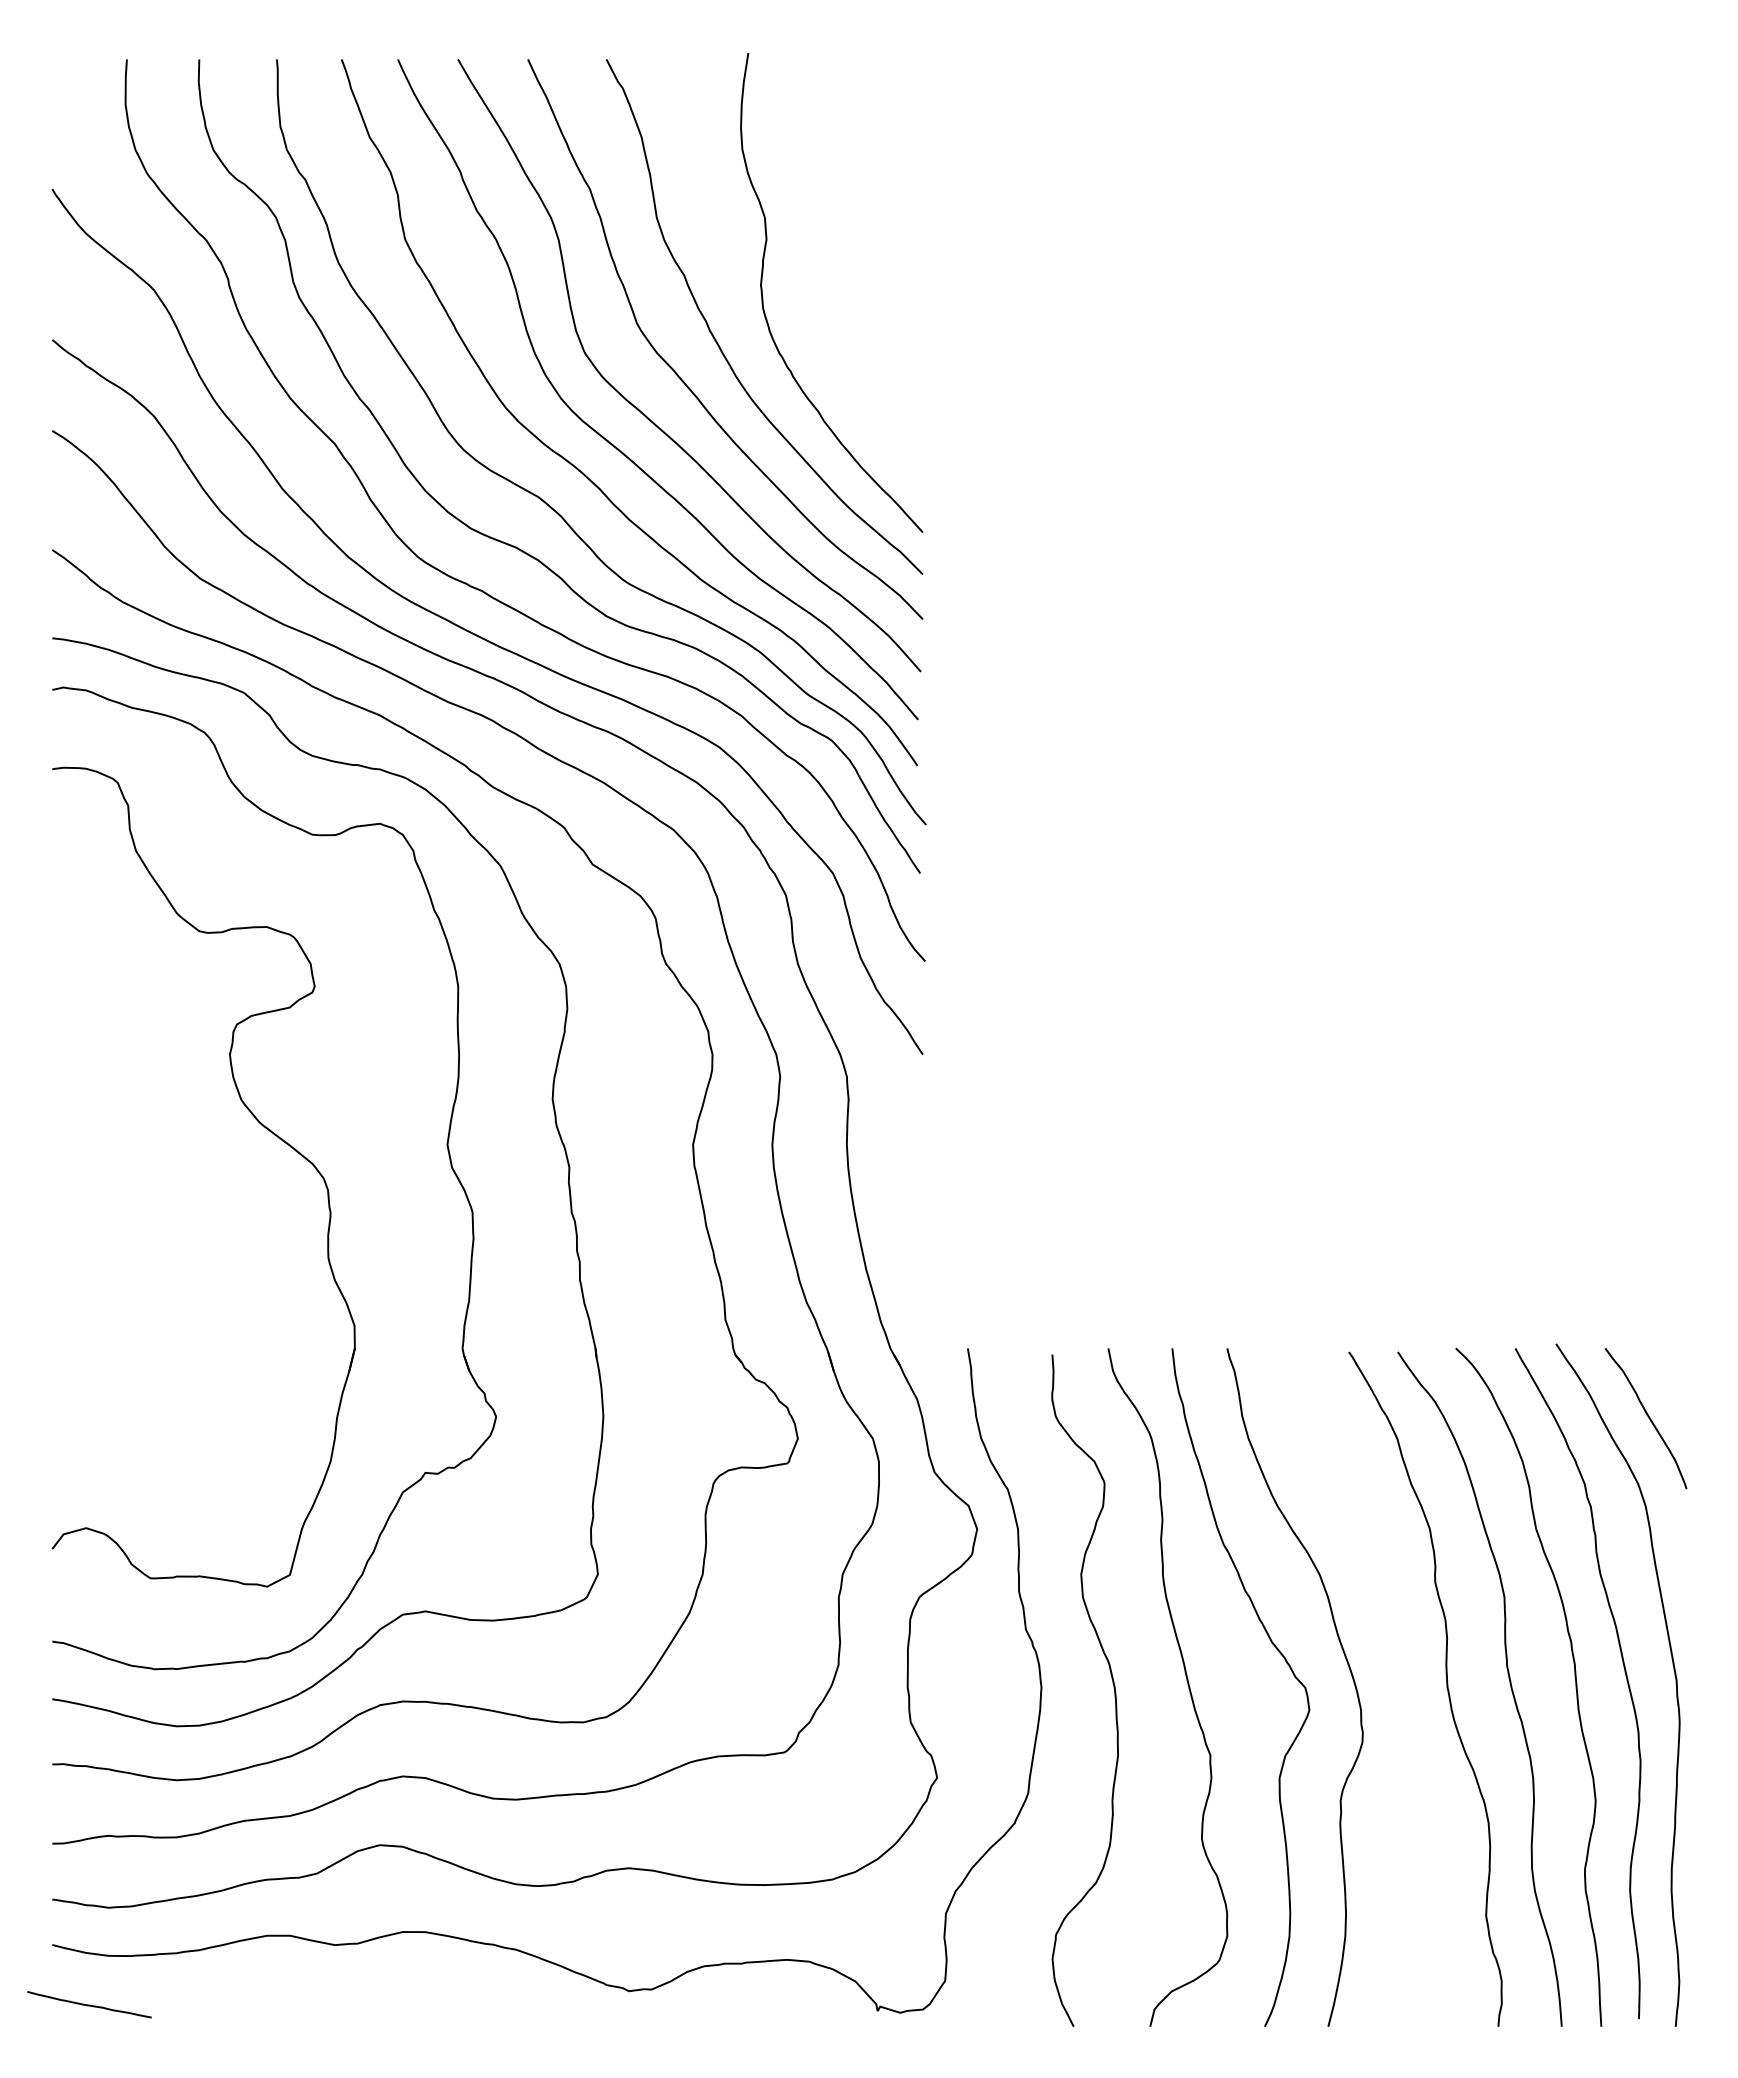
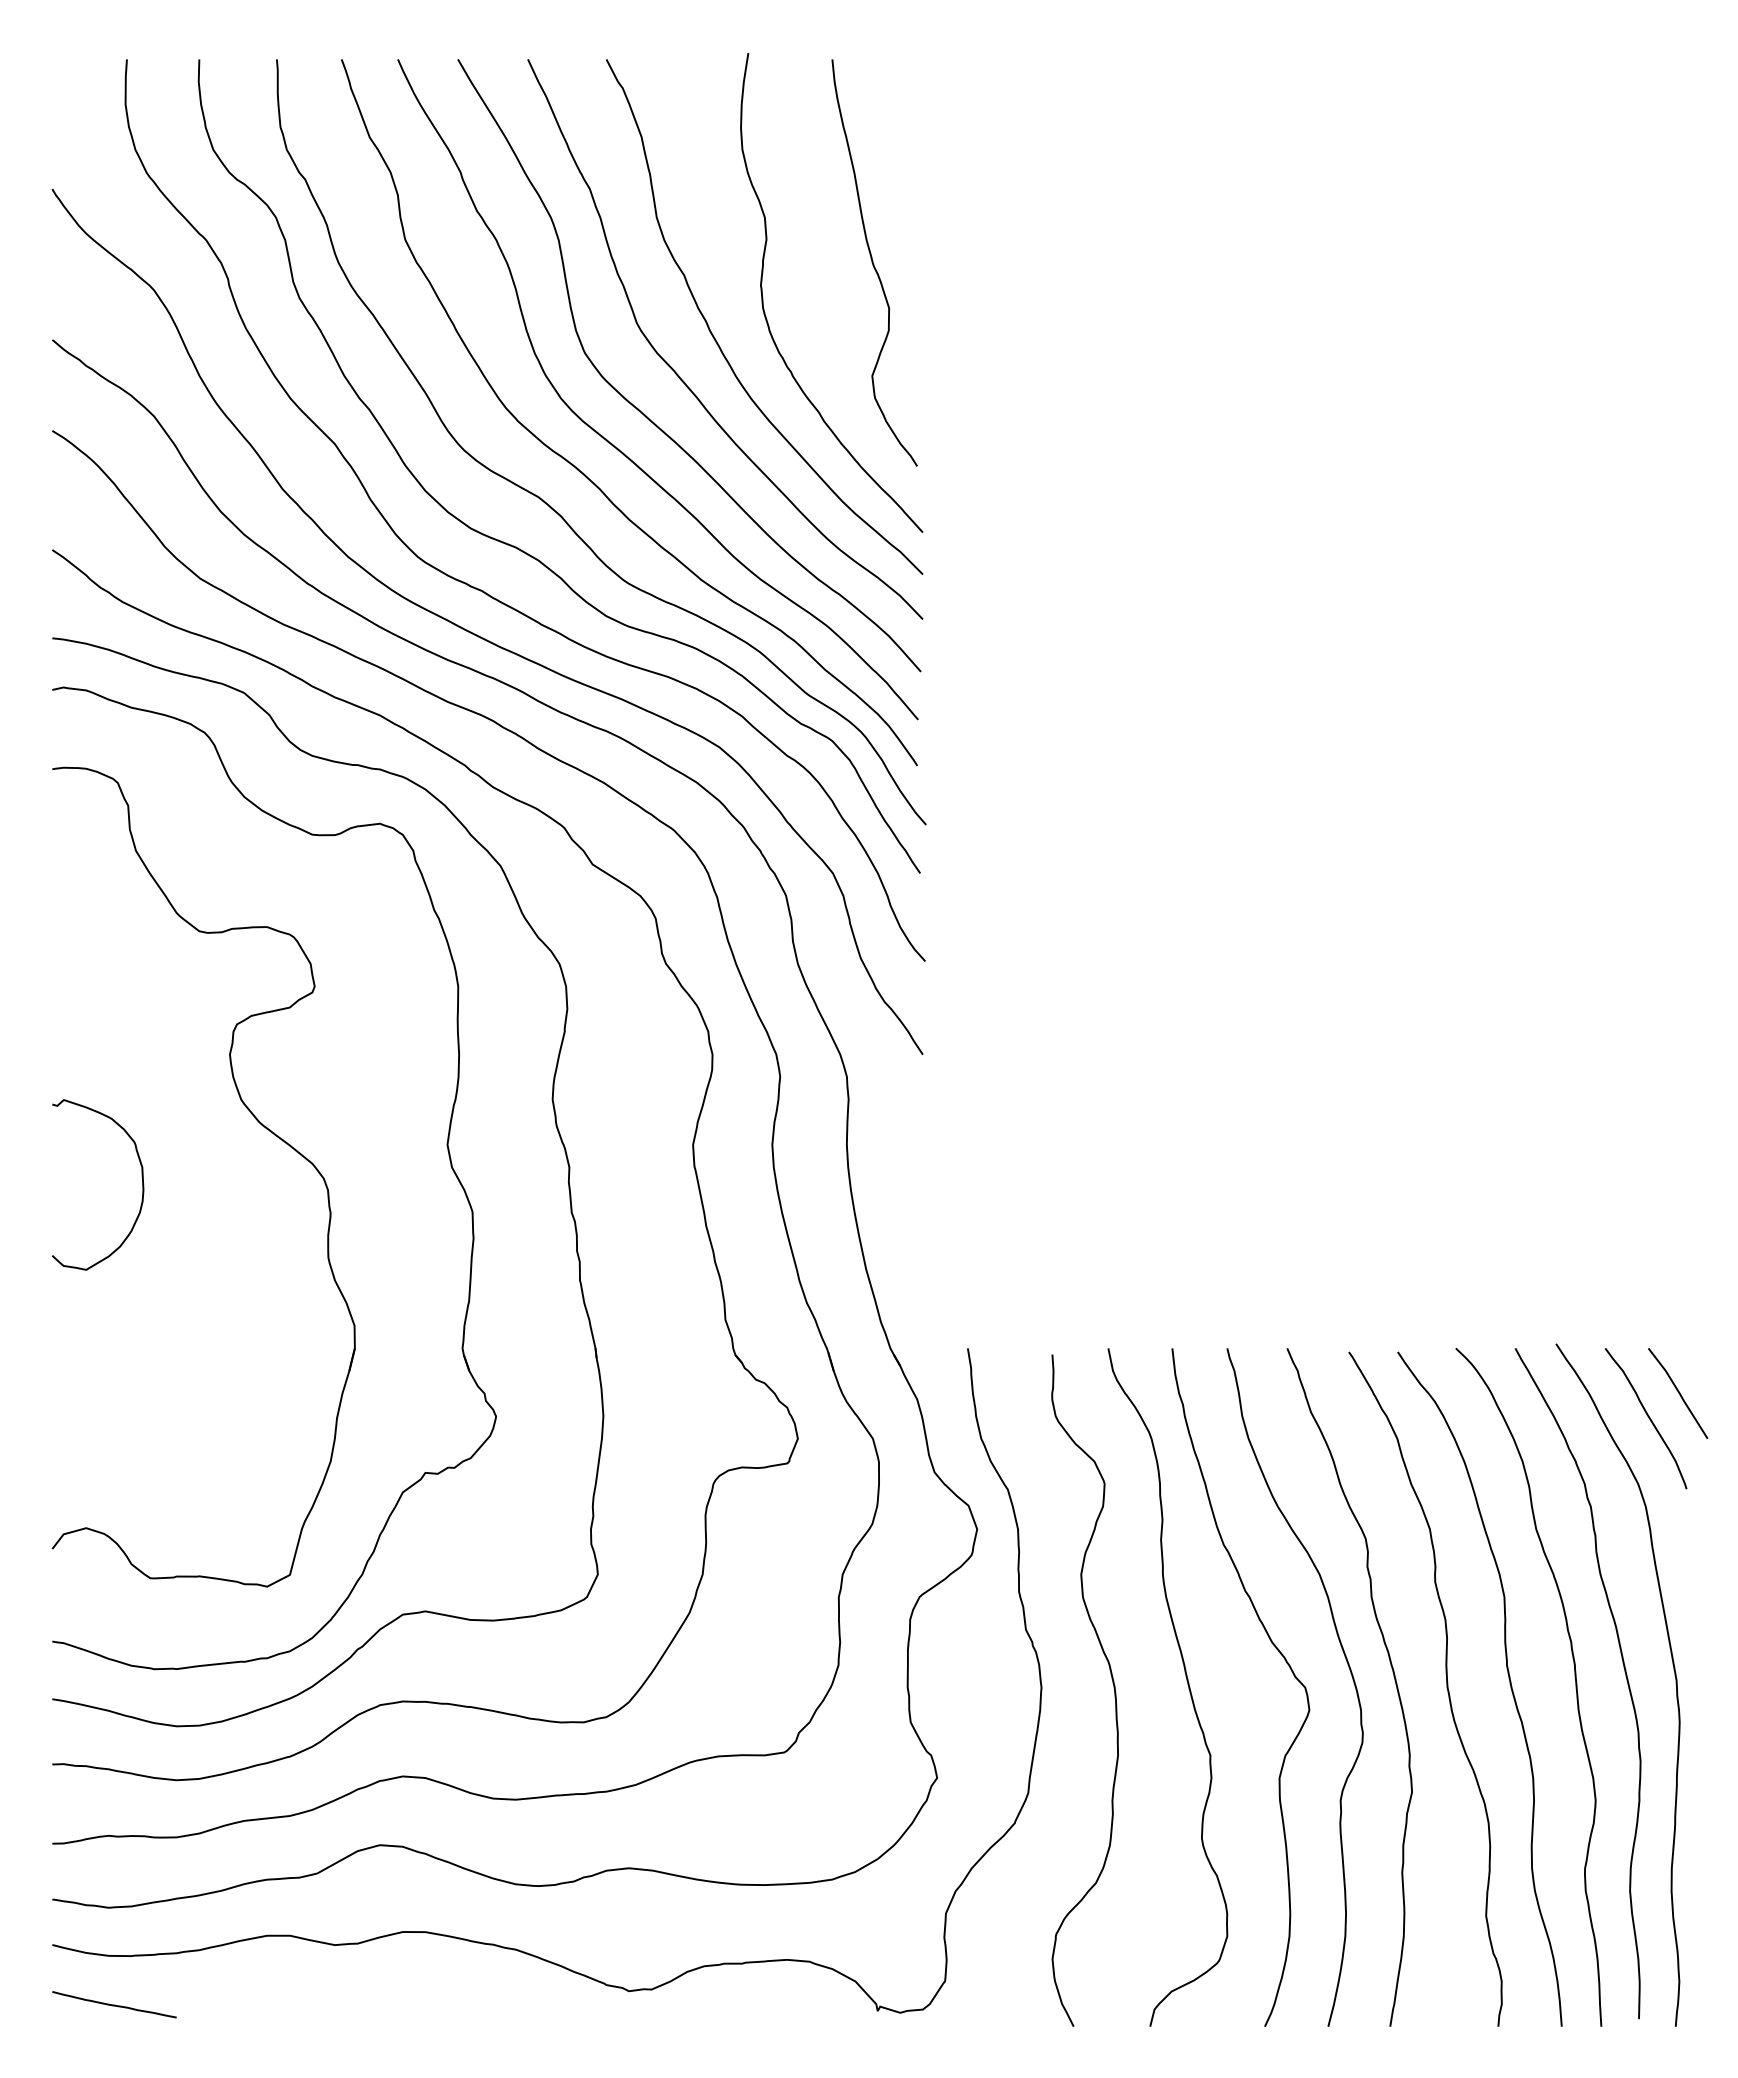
curve: none -> present (873, 262)
curve: none -> present (141, 1177)
line: none -> present (1678, 1393)
curve: none -> present (1393, 1676)
curve position: (89, 2004) -> (114, 2004) (114, 2004)
